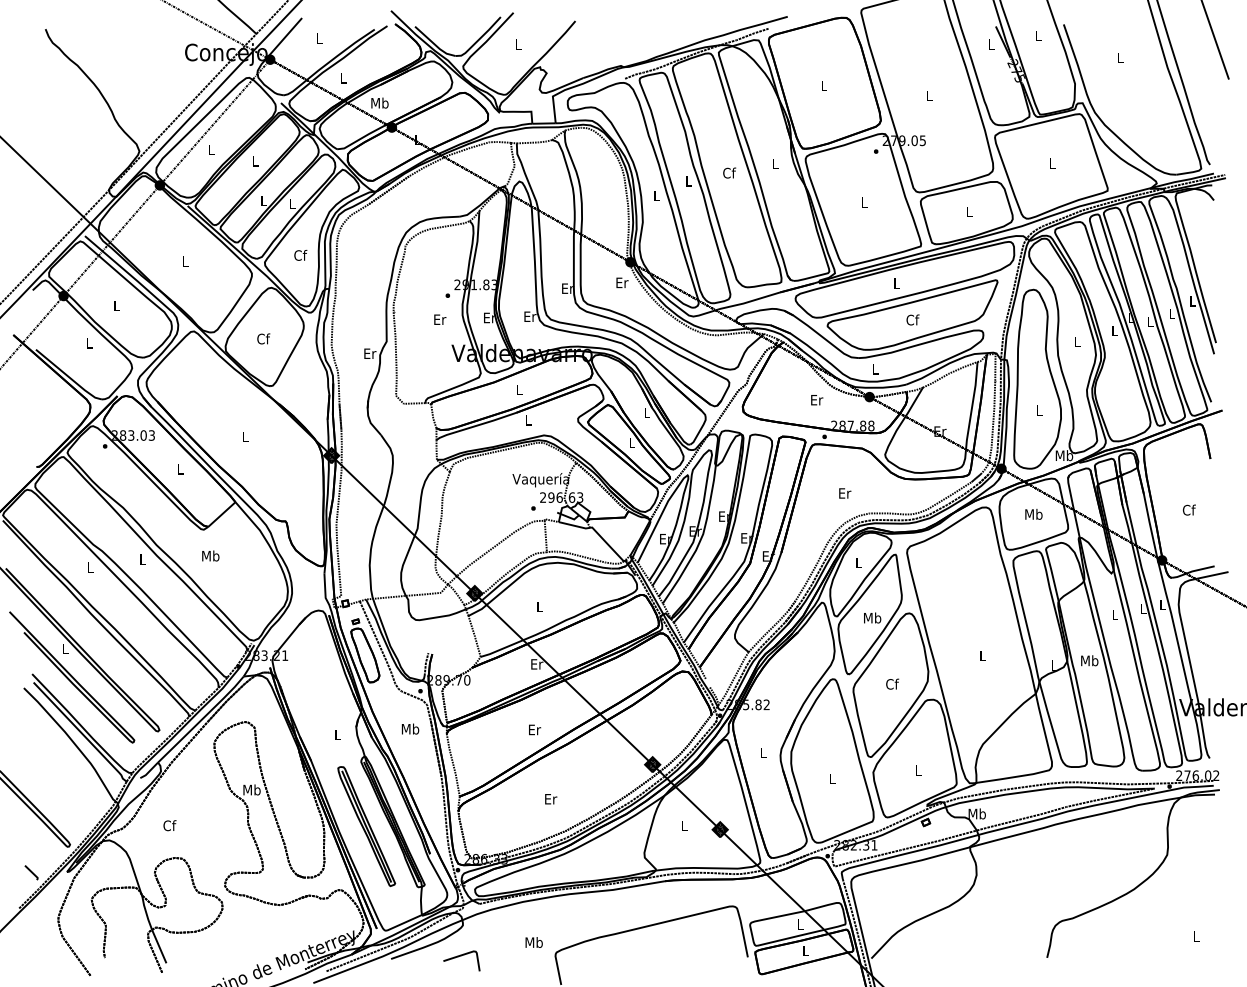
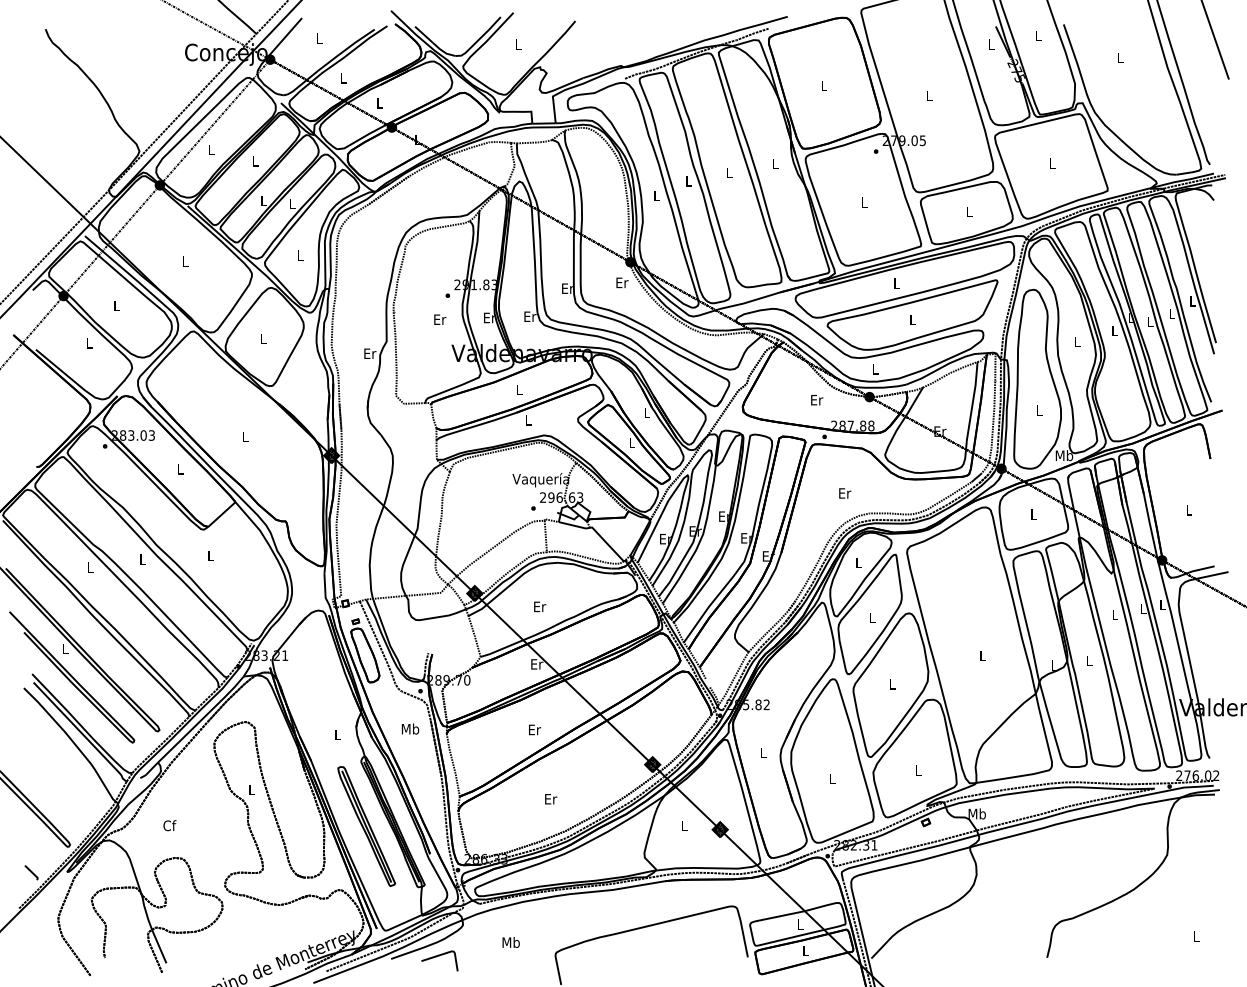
text: Mb -> L (379, 102)
text: Cf -> L (729, 172)
text: Cf -> L (300, 254)
text: Cf -> L (912, 319)
text: Cf -> L (263, 338)
text: Cf -> L (1188, 509)
text: Mb -> L (1033, 514)
text: Mb -> L (210, 555)
text: L -> Er (540, 606)
text: Mb -> L (872, 617)
text: Mb -> L (1089, 660)
text: Cf -> L (892, 683)
text: Mb -> L (251, 789)
text position: (533, 942) -> (510, 942) (510, 942)
line position: (461, 956) -> (439, 956) (439, 956)
